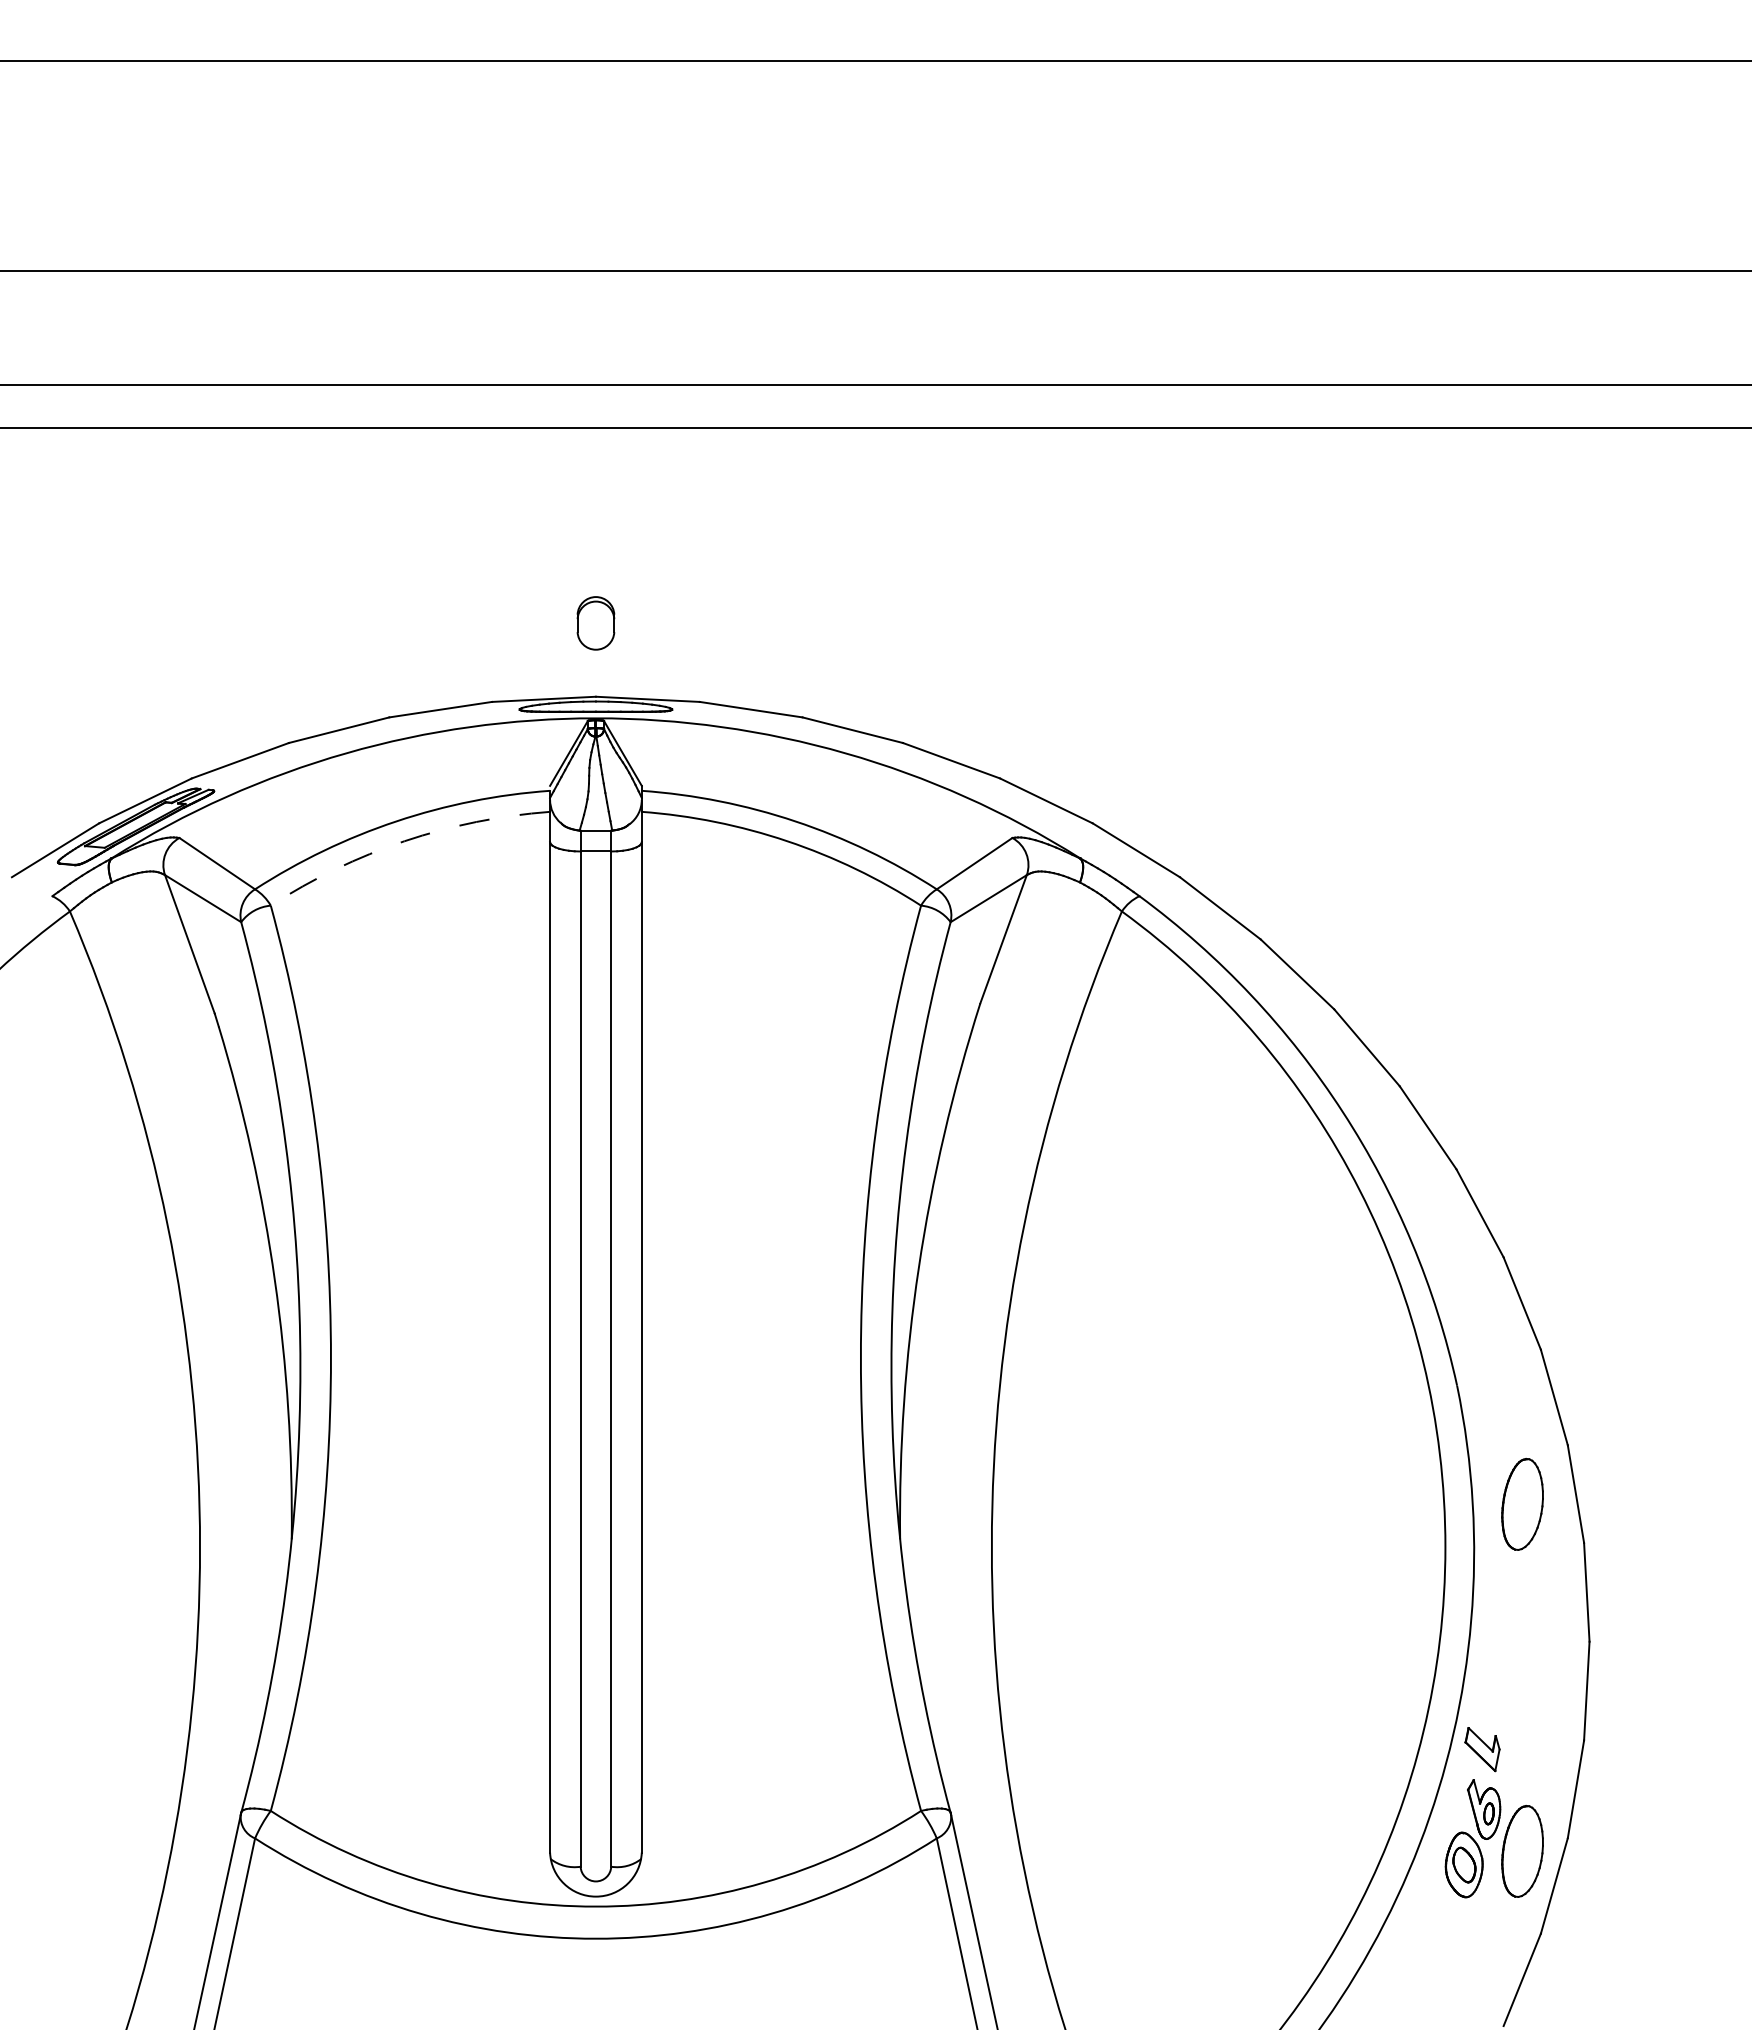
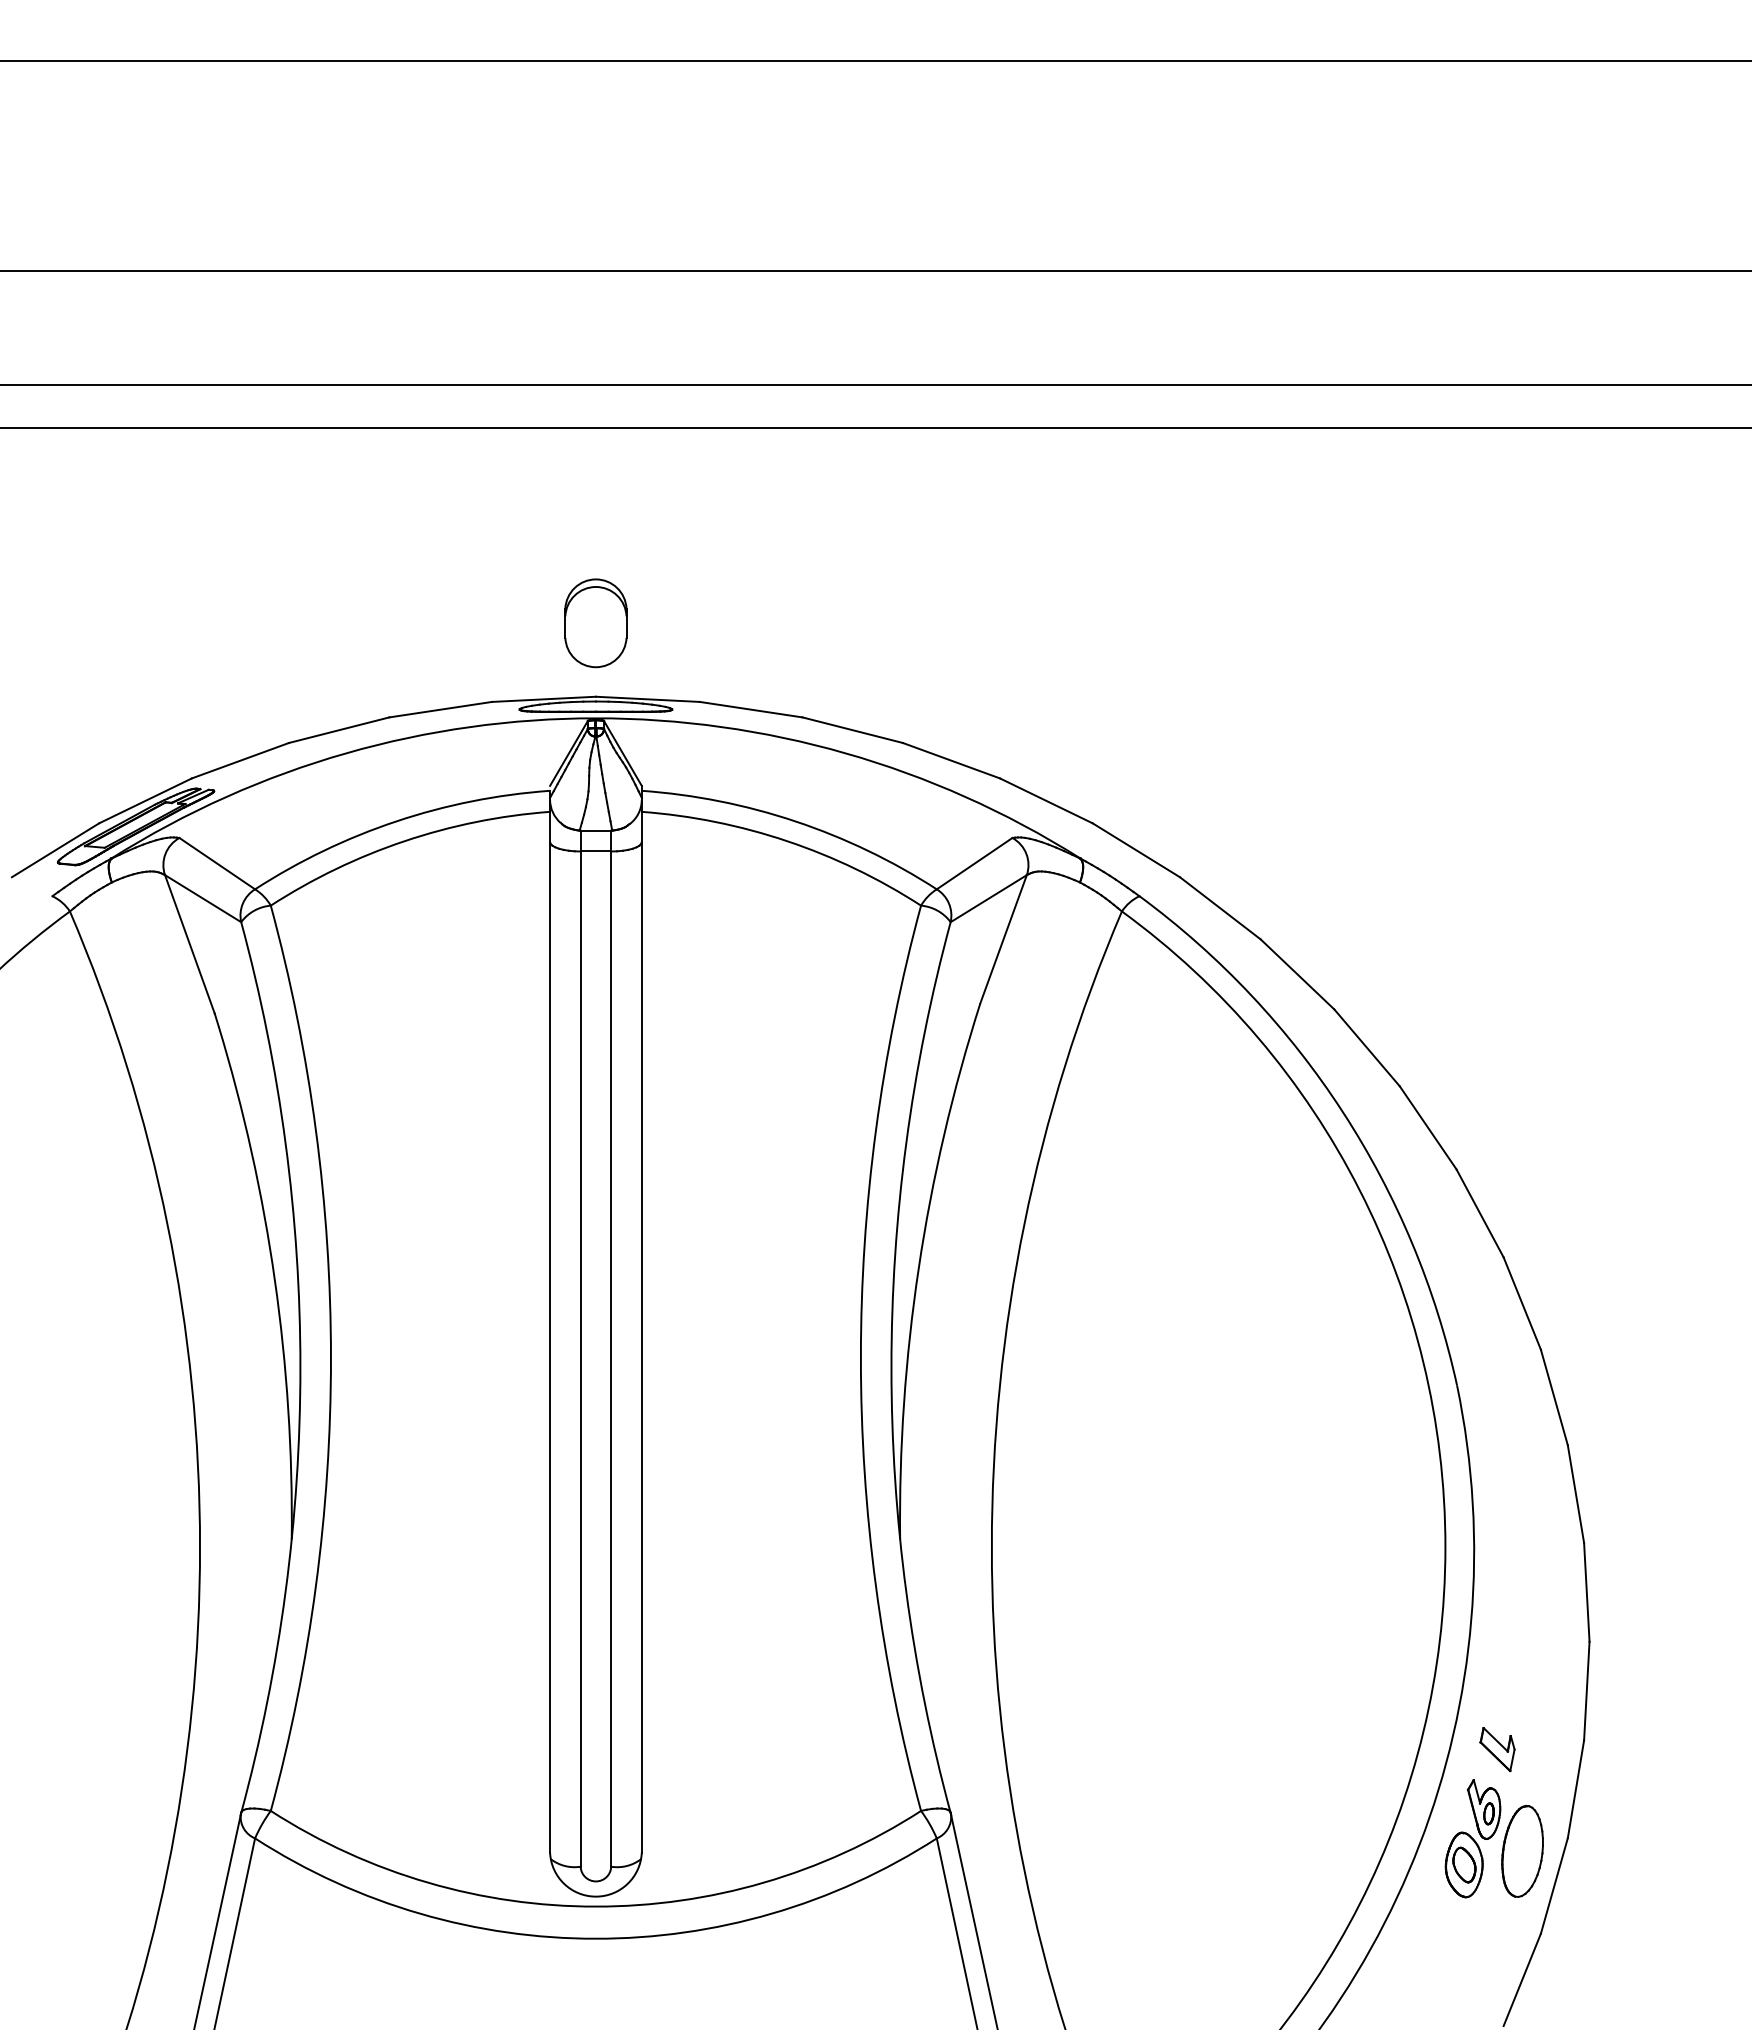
part size: 40x55 px -> 64x91 px (595, 623)
arc: dashed -> solid (404, 841)
part: present -> none (1522, 1503)
part position: (1482, 1749) -> (1497, 1749) (1497, 1749)
